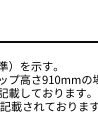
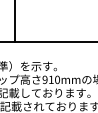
line: none -> present (15, 22)
